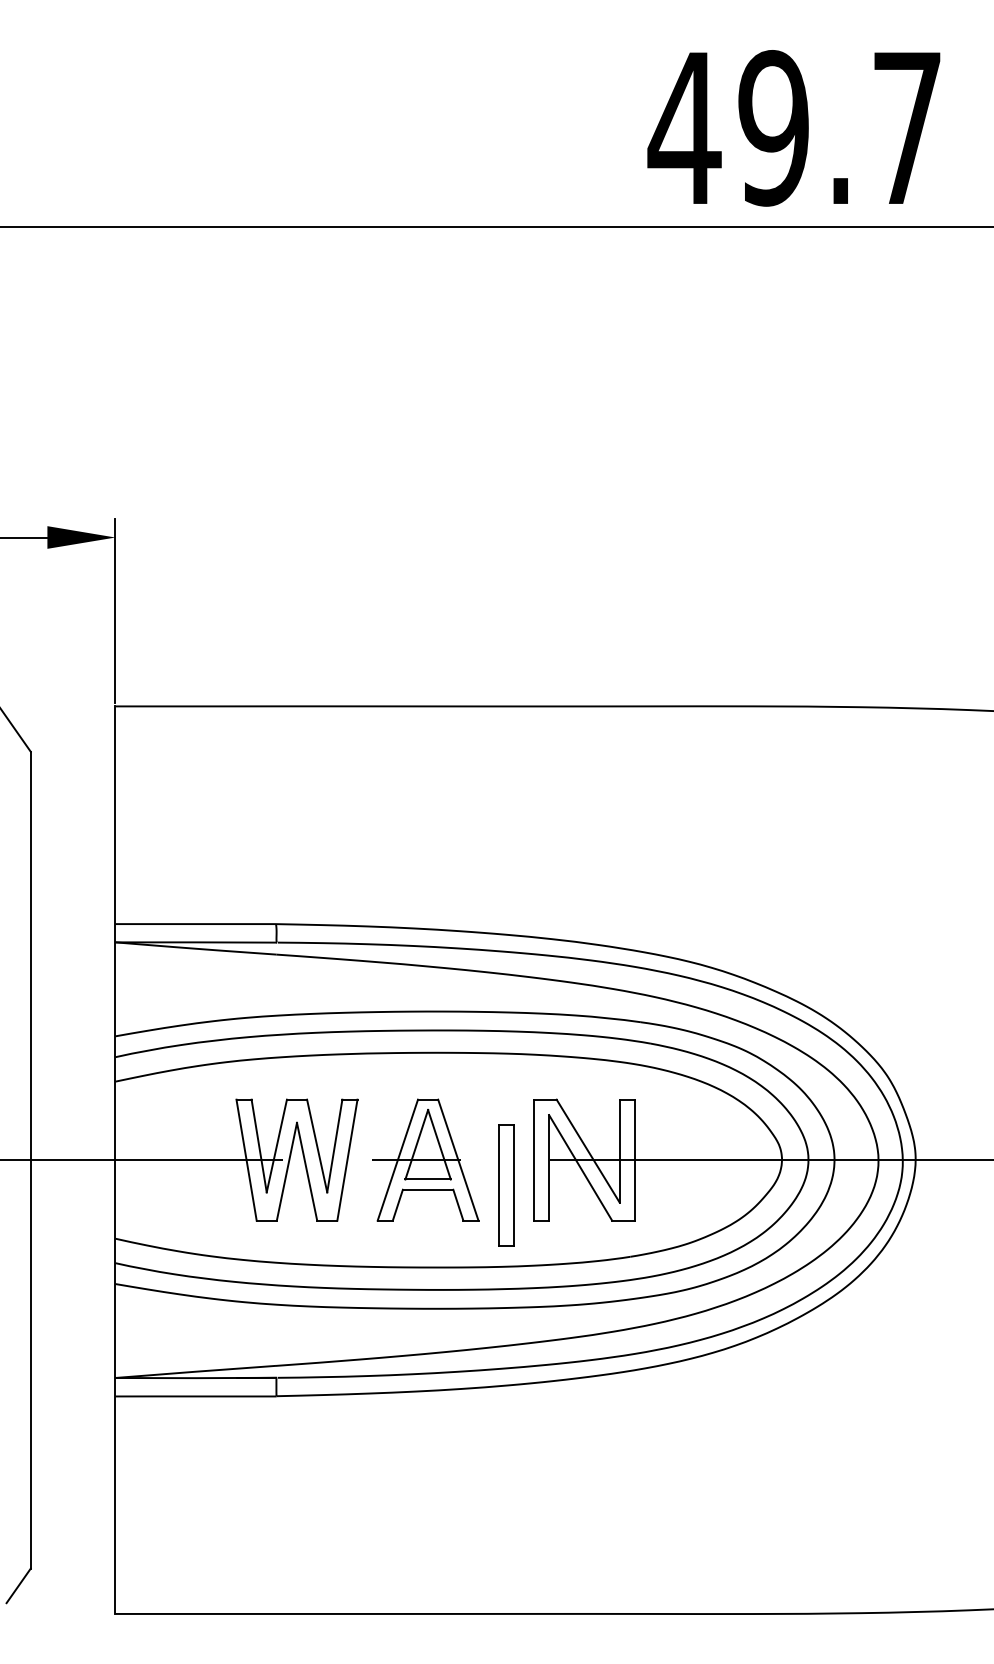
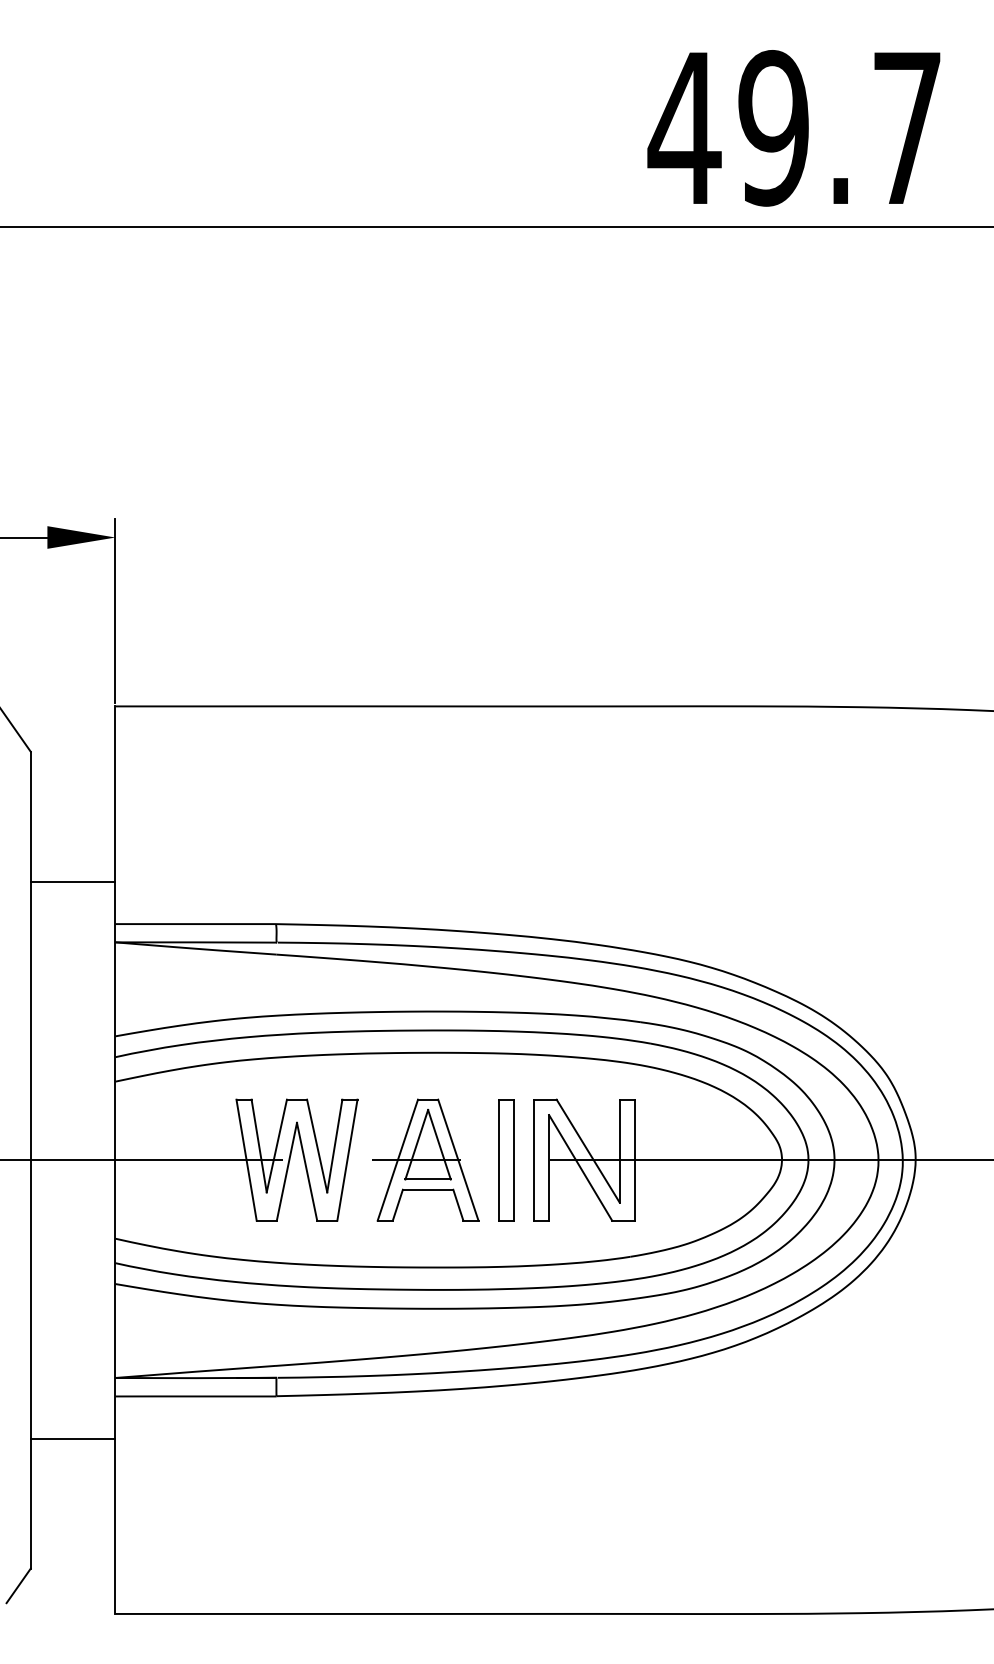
line: none -> present (72, 881)
part position: (506, 1185) -> (506, 1160) (506, 1160)
line: none -> present (72, 1438)
